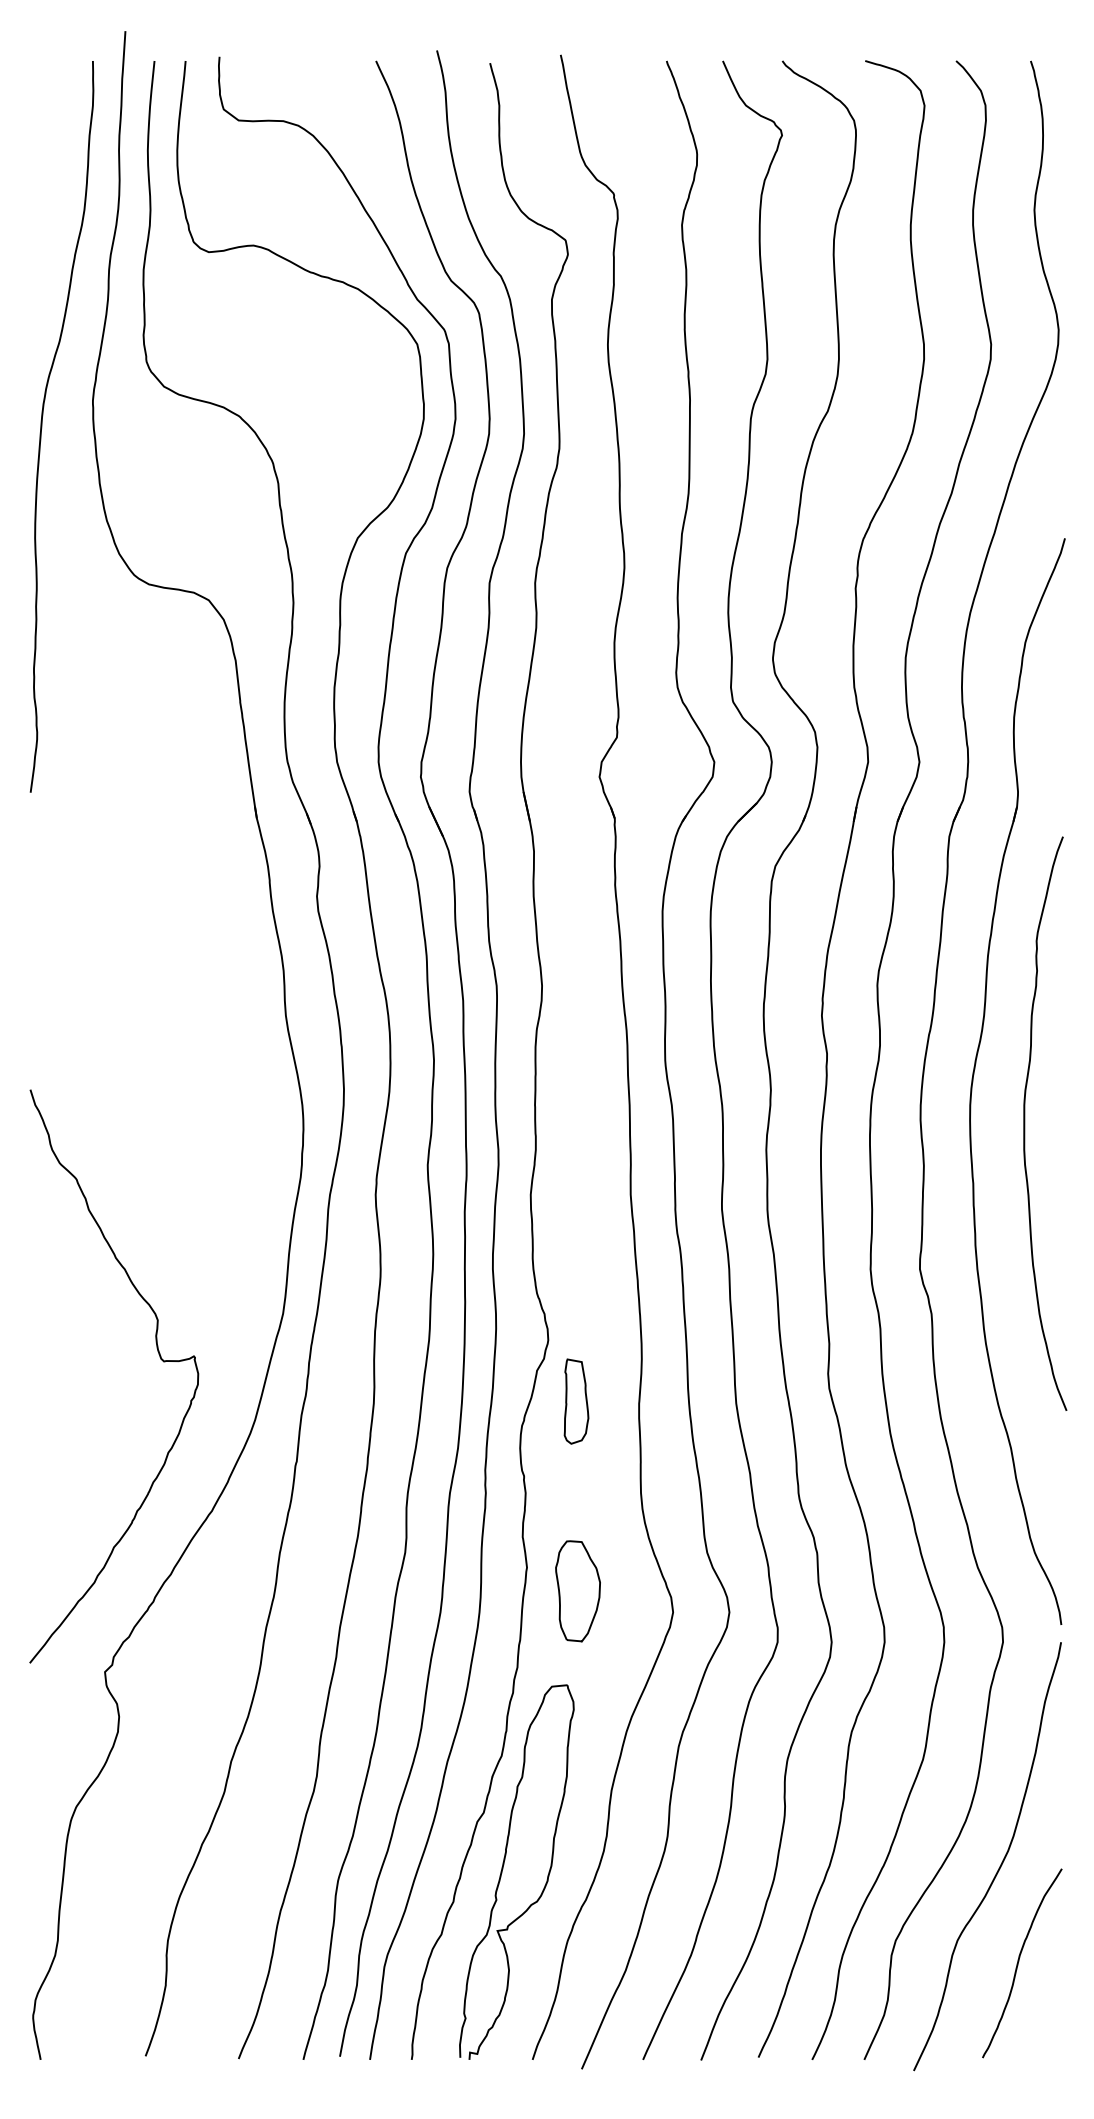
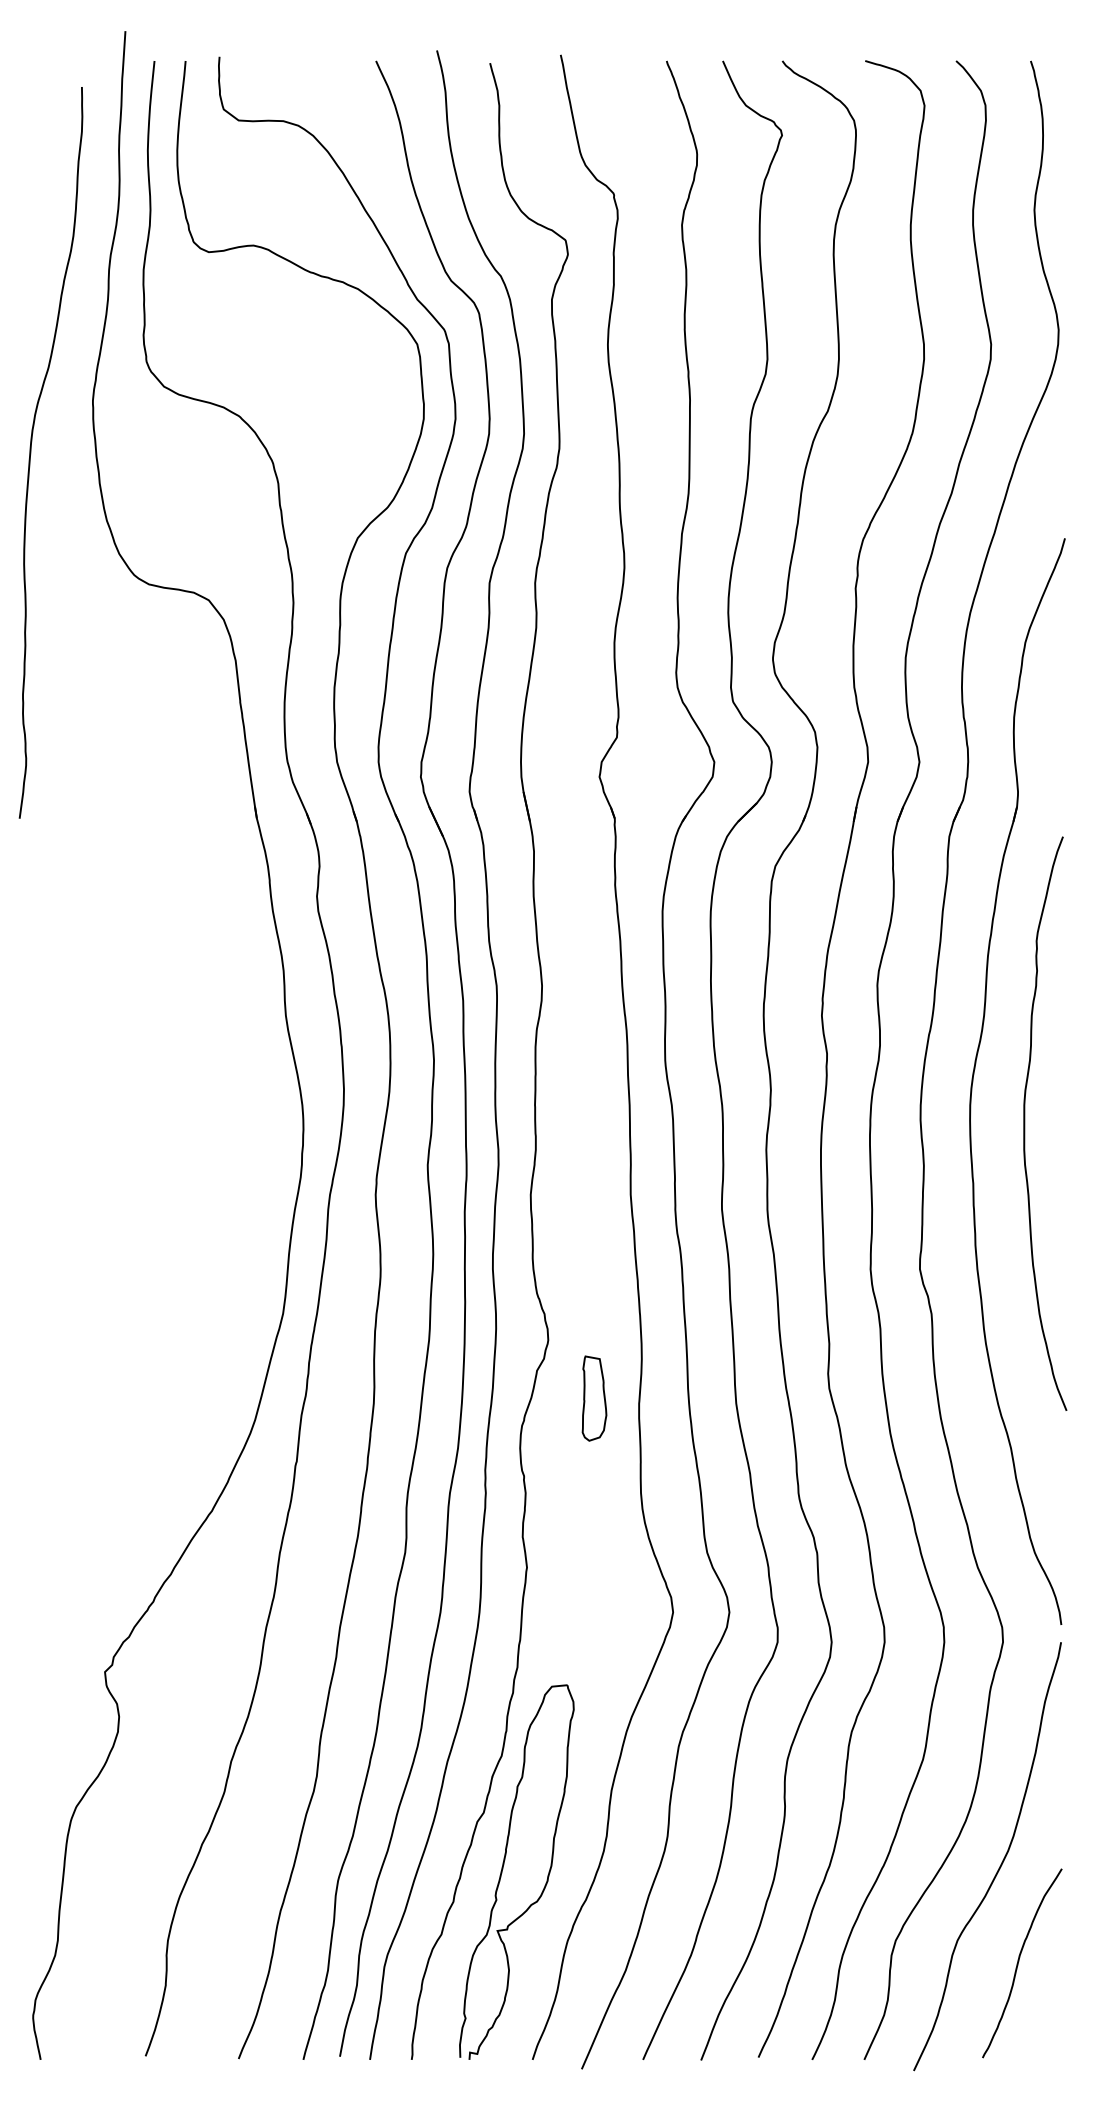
curve position: (42, 426) -> (31, 452) (31, 452)
curve: present -> none (159, 1357)
part position: (576, 1401) -> (594, 1398) (594, 1398)
part: present -> none (577, 1591)
